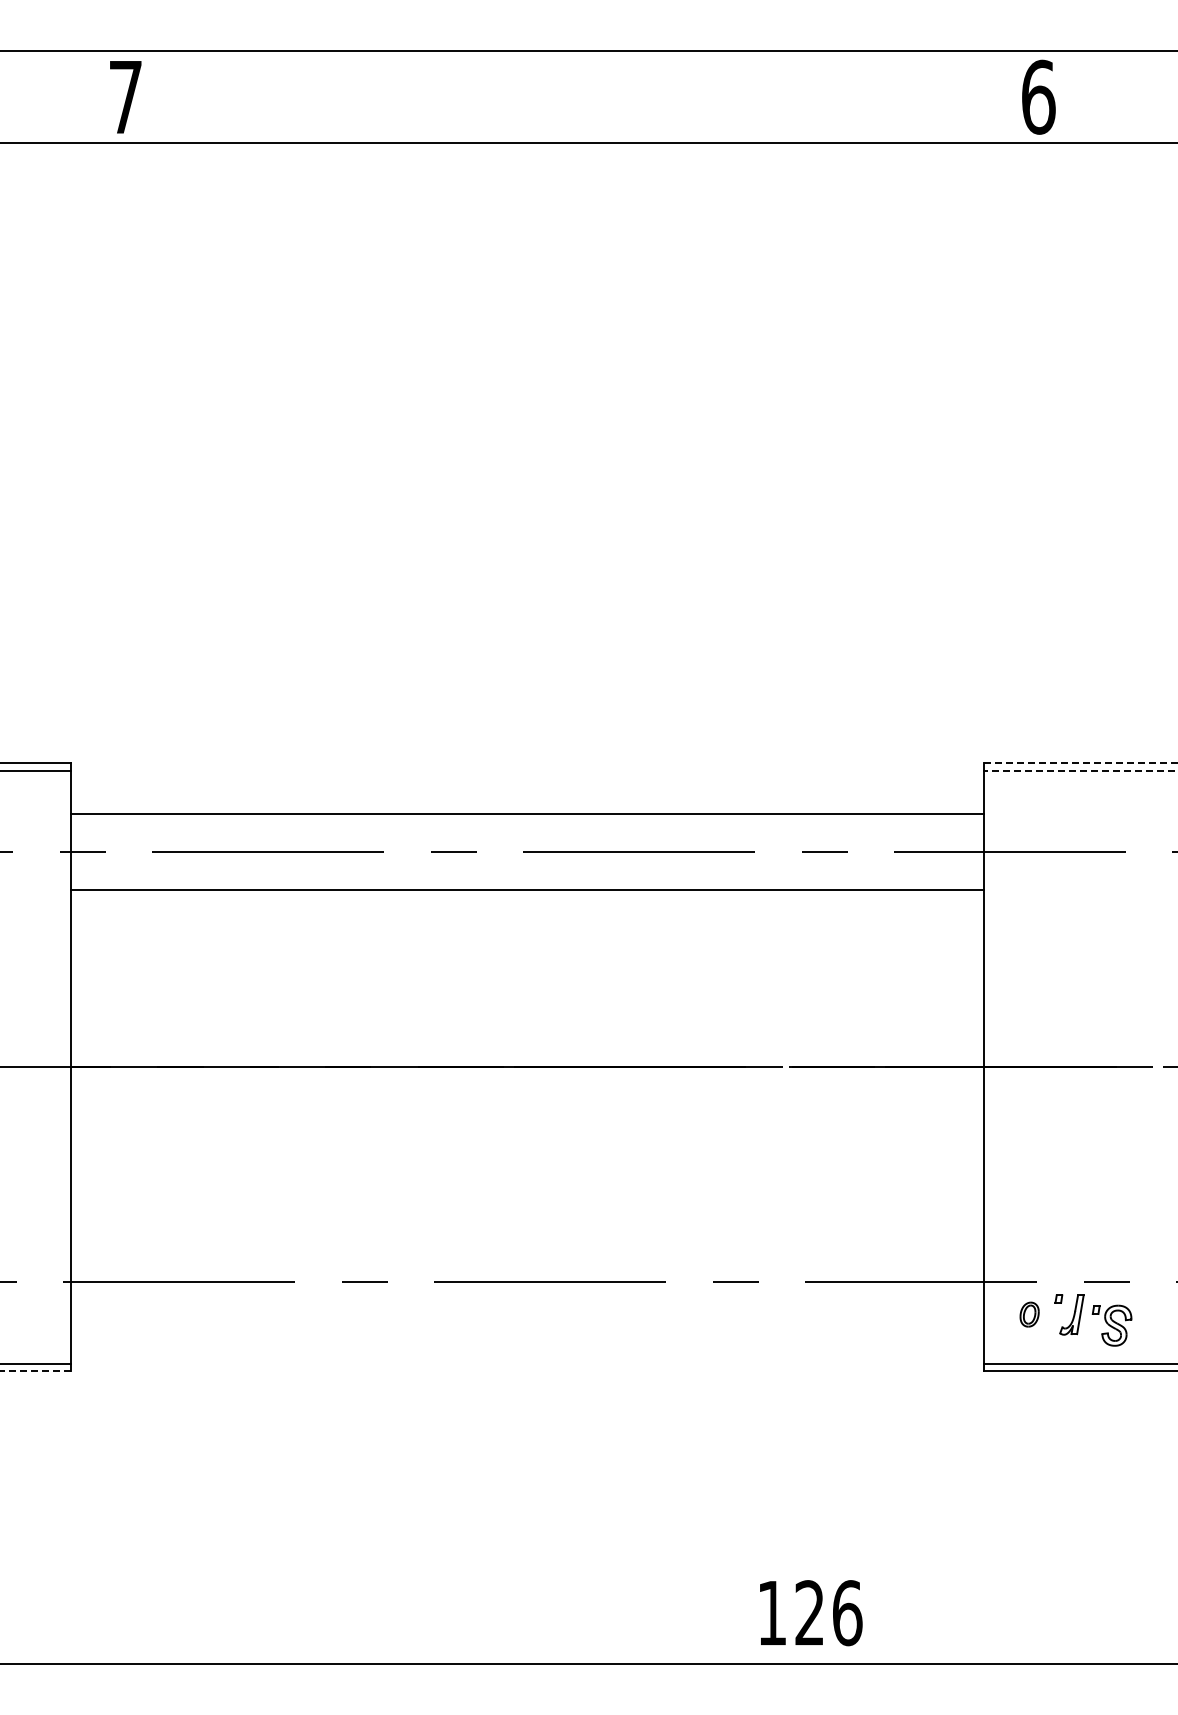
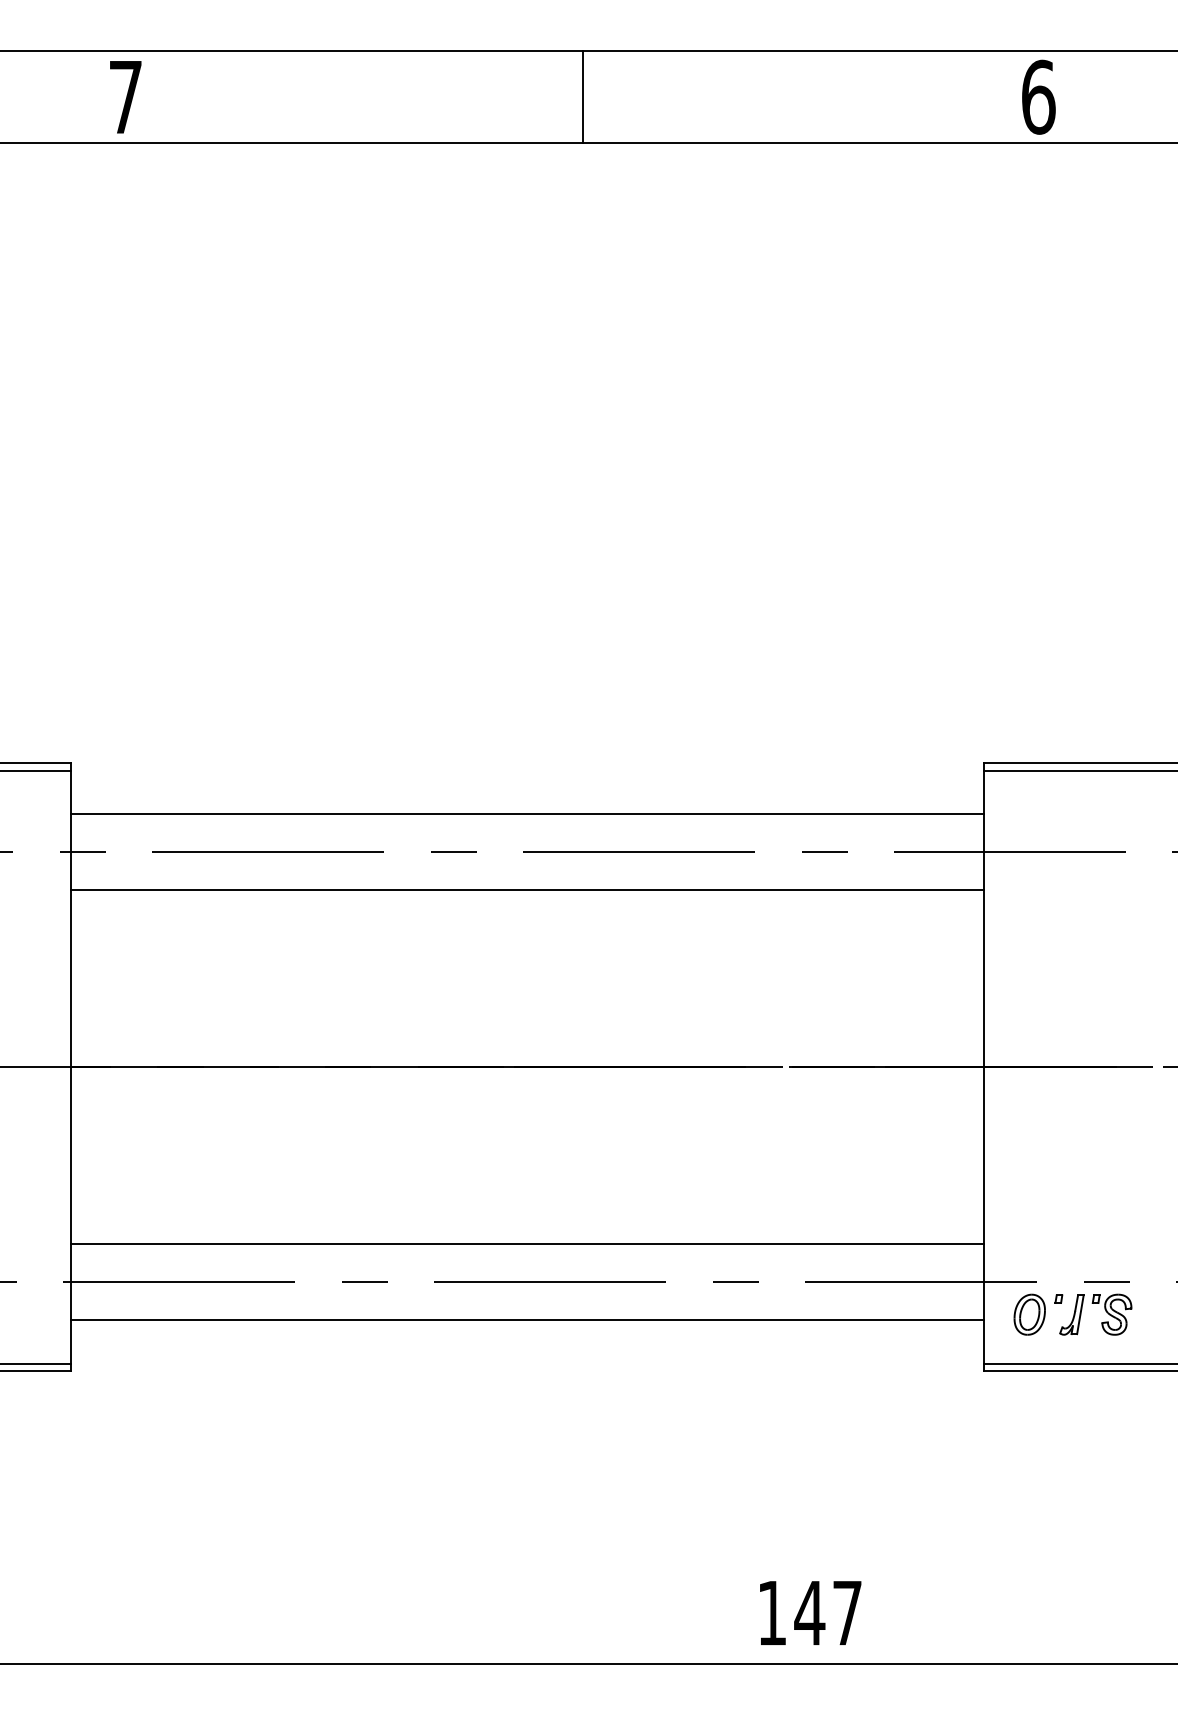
line: none -> present (583, 96)
line: dashed -> solid (1081, 762)
line: dashed -> solid (1081, 770)
line: none -> present (527, 1244)
part size: 21x27 px -> 33x43 px (1029, 1314)
line: none -> present (527, 1320)
part position: (1111, 1325) -> (1111, 1314) (1111, 1314)
line: dashed -> solid (35, 1371)
text: 126 -> 147 (828, 1613)
